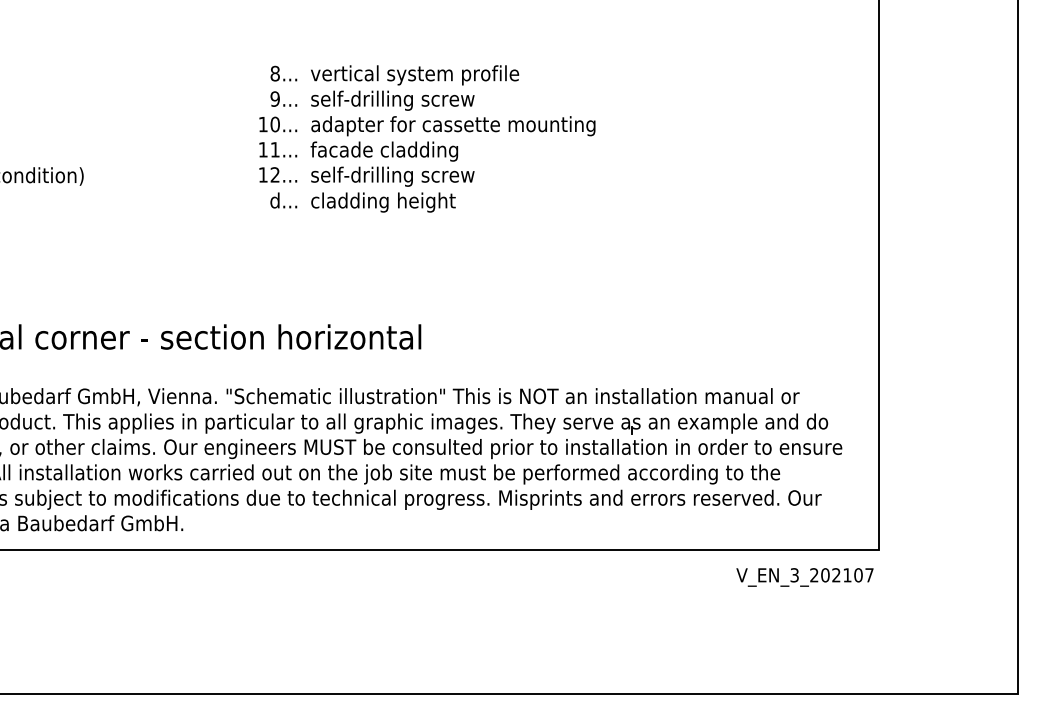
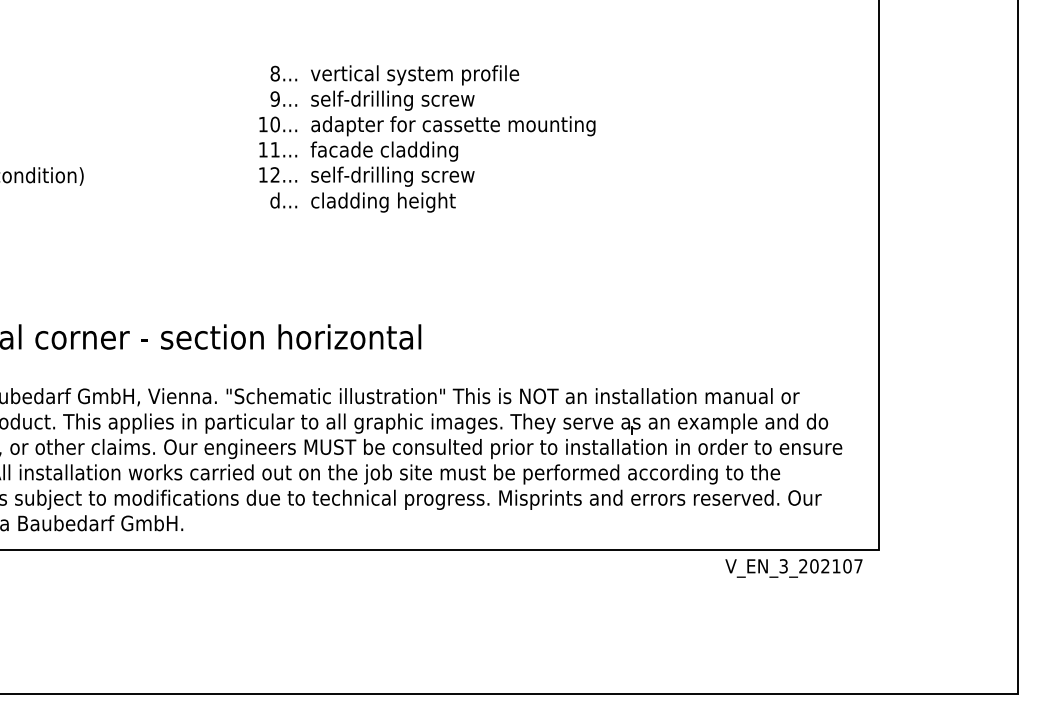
text position: (804, 577) -> (793, 568) (793, 568)
